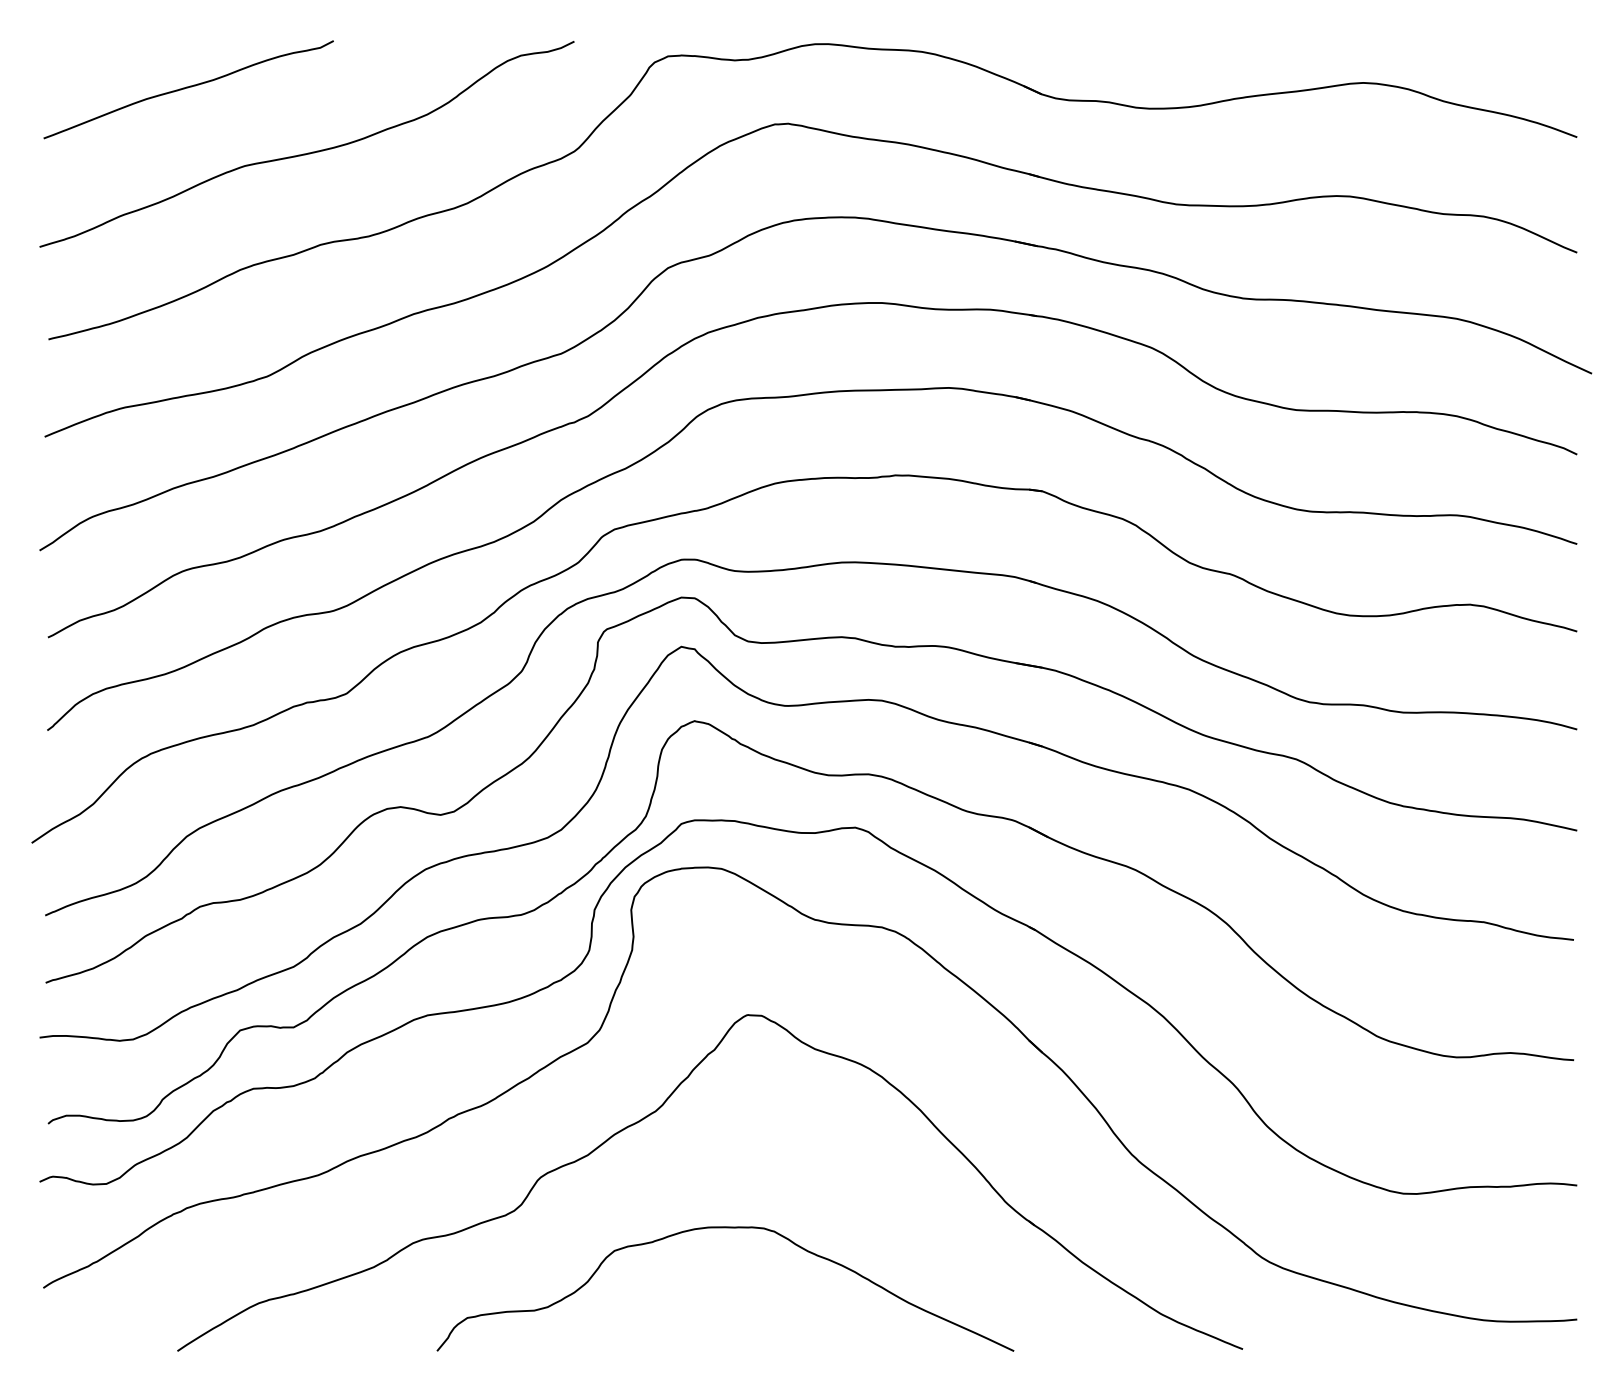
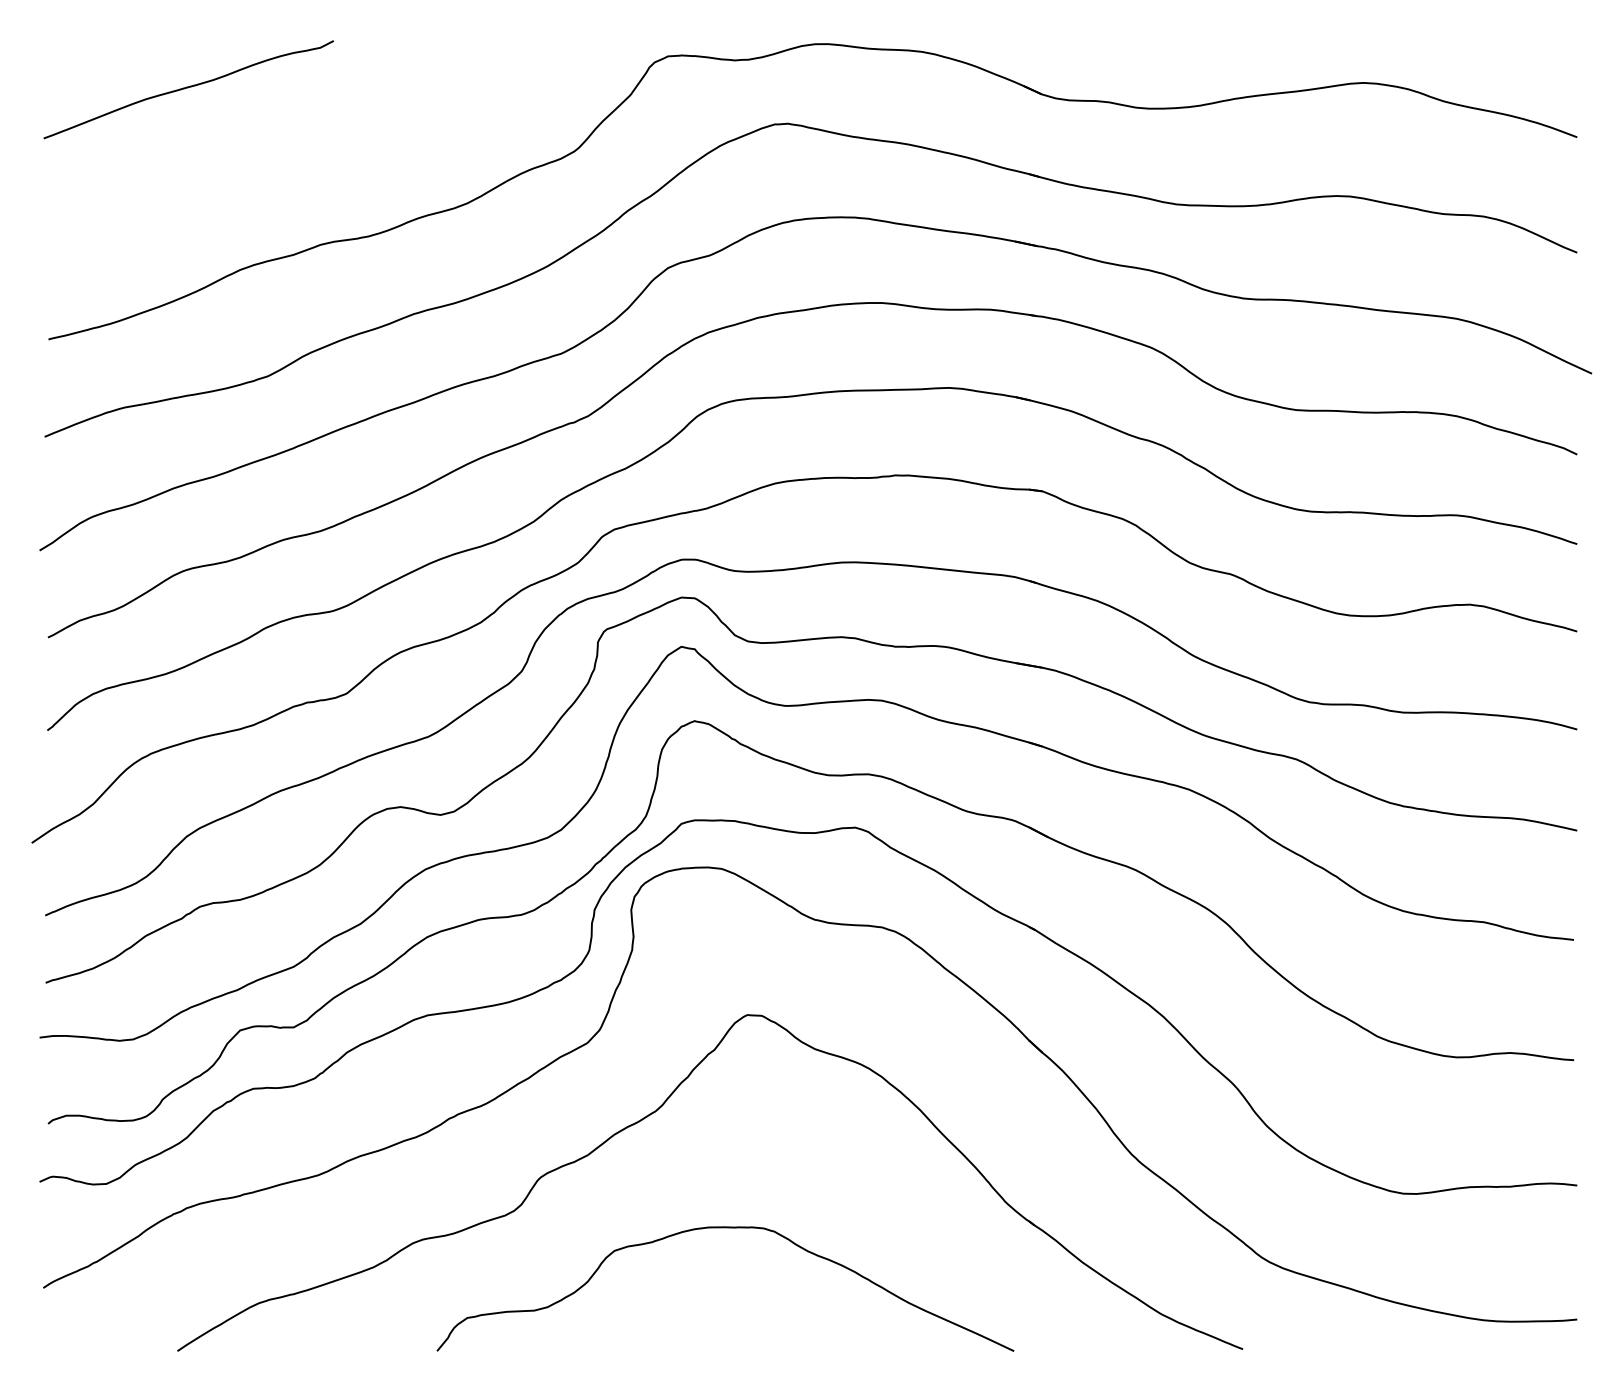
curve: present -> none (308, 152)
